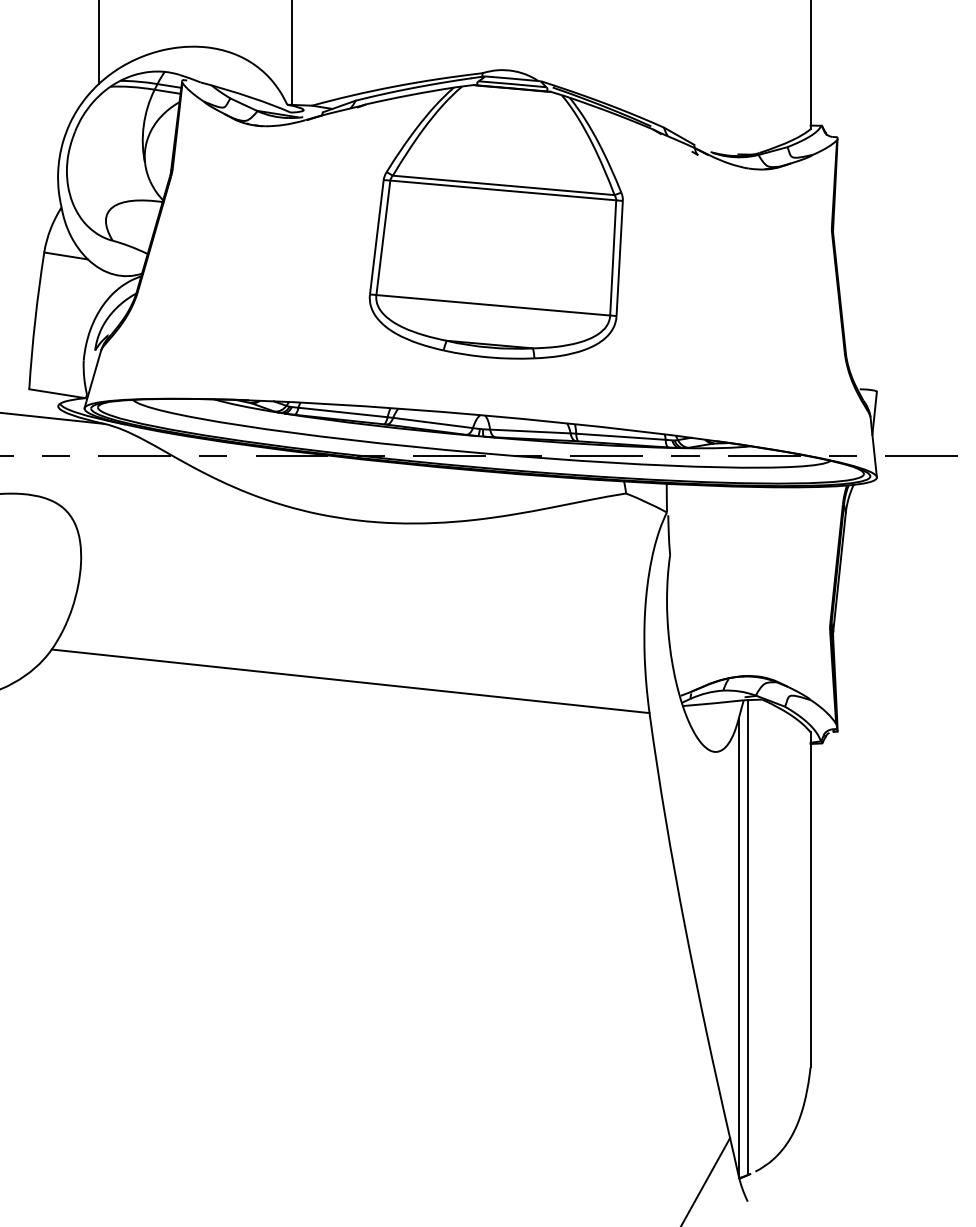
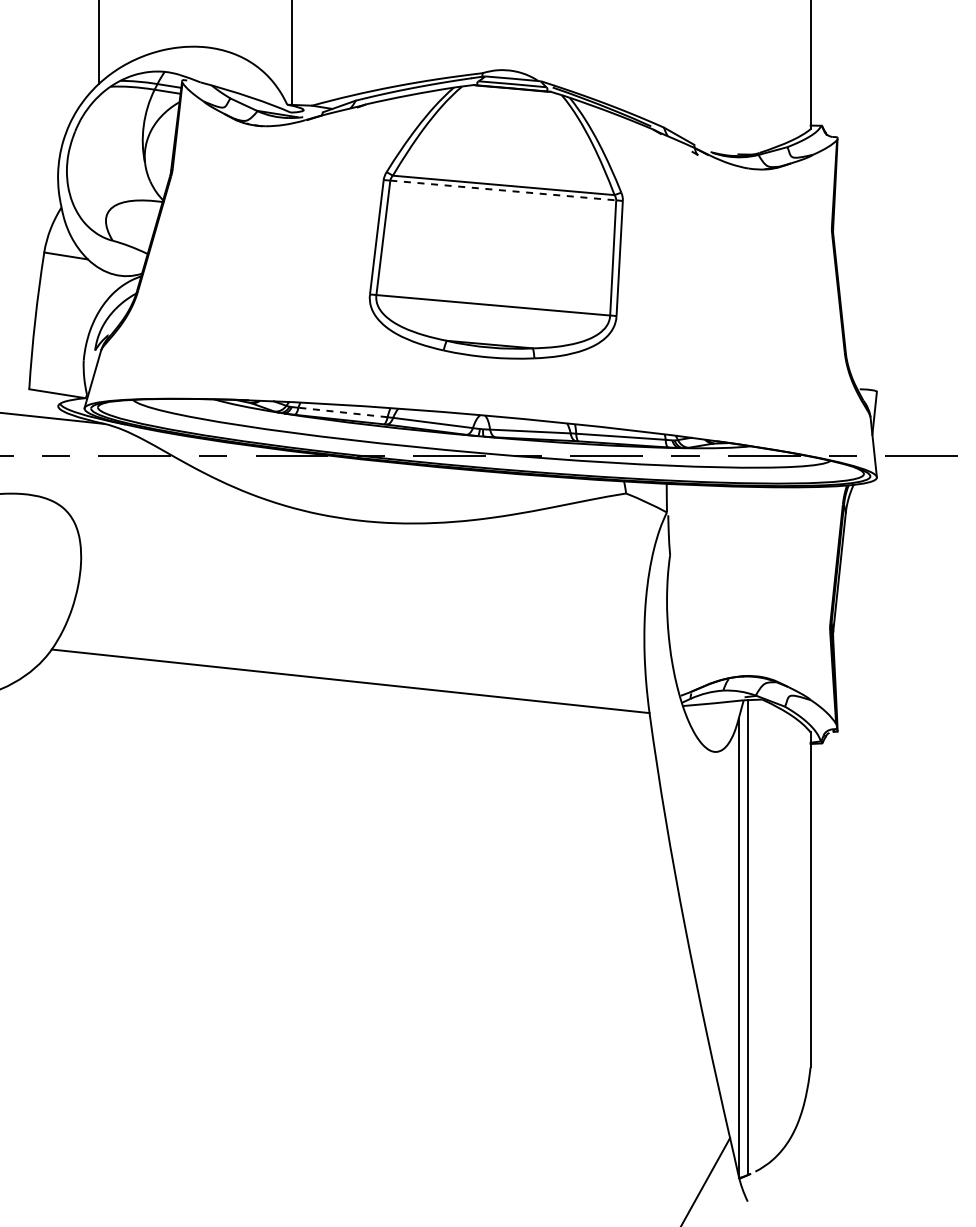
line: solid -> dashed (503, 190)
line: solid -> dashed (343, 412)
